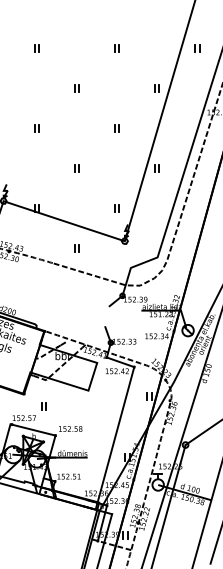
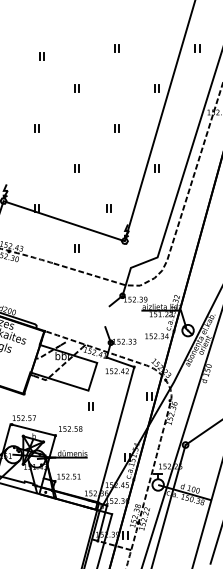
part position: (36, 48) -> (41, 56) (41, 56)
part position: (116, 208) -> (108, 208) (108, 208)
part position: (43, 406) -> (90, 406) (90, 406)
